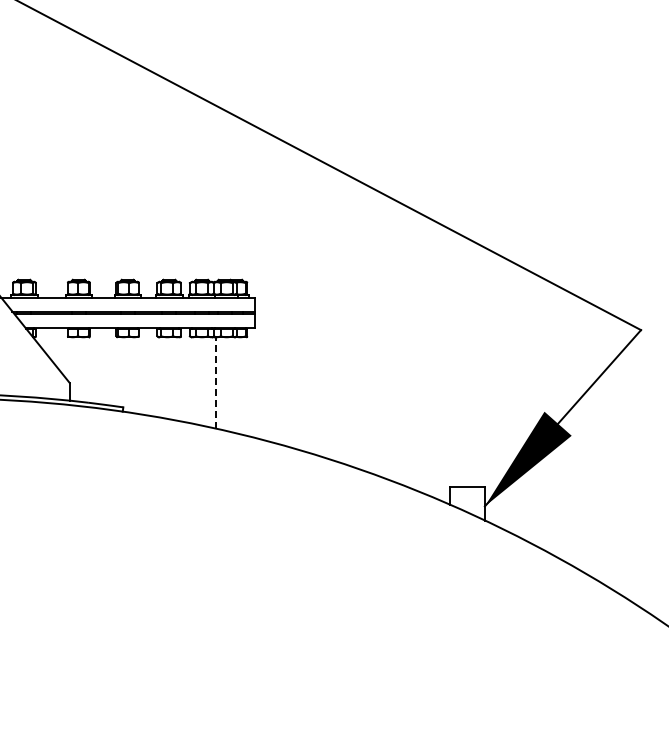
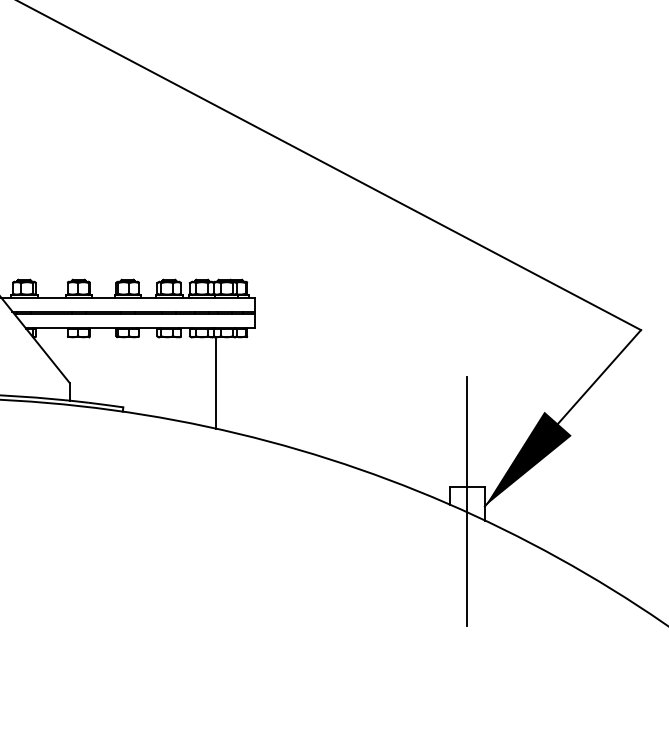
line: dashed -> solid (215, 383)
line: none -> present (467, 500)
